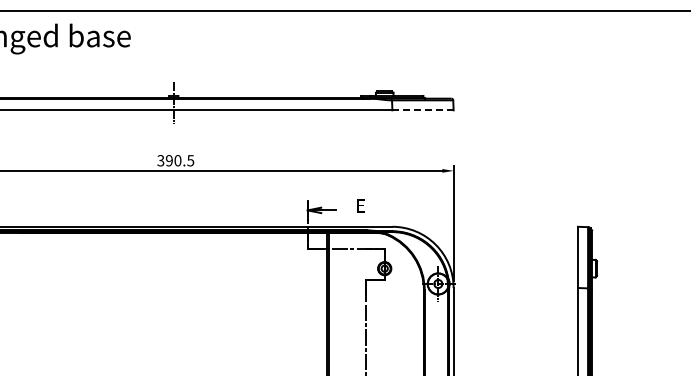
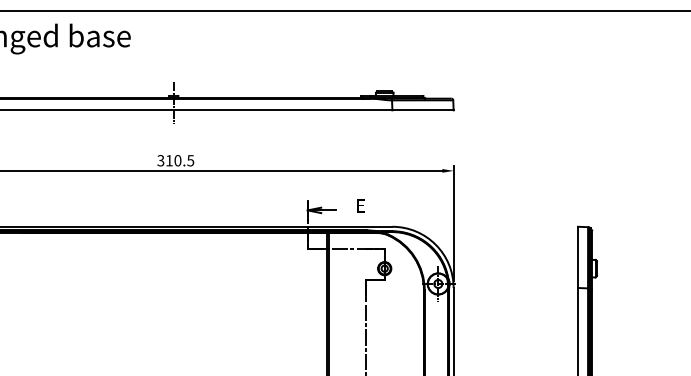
line: dashed -> solid (423, 110)
text: 390.5 -> 310.5 (169, 160)
